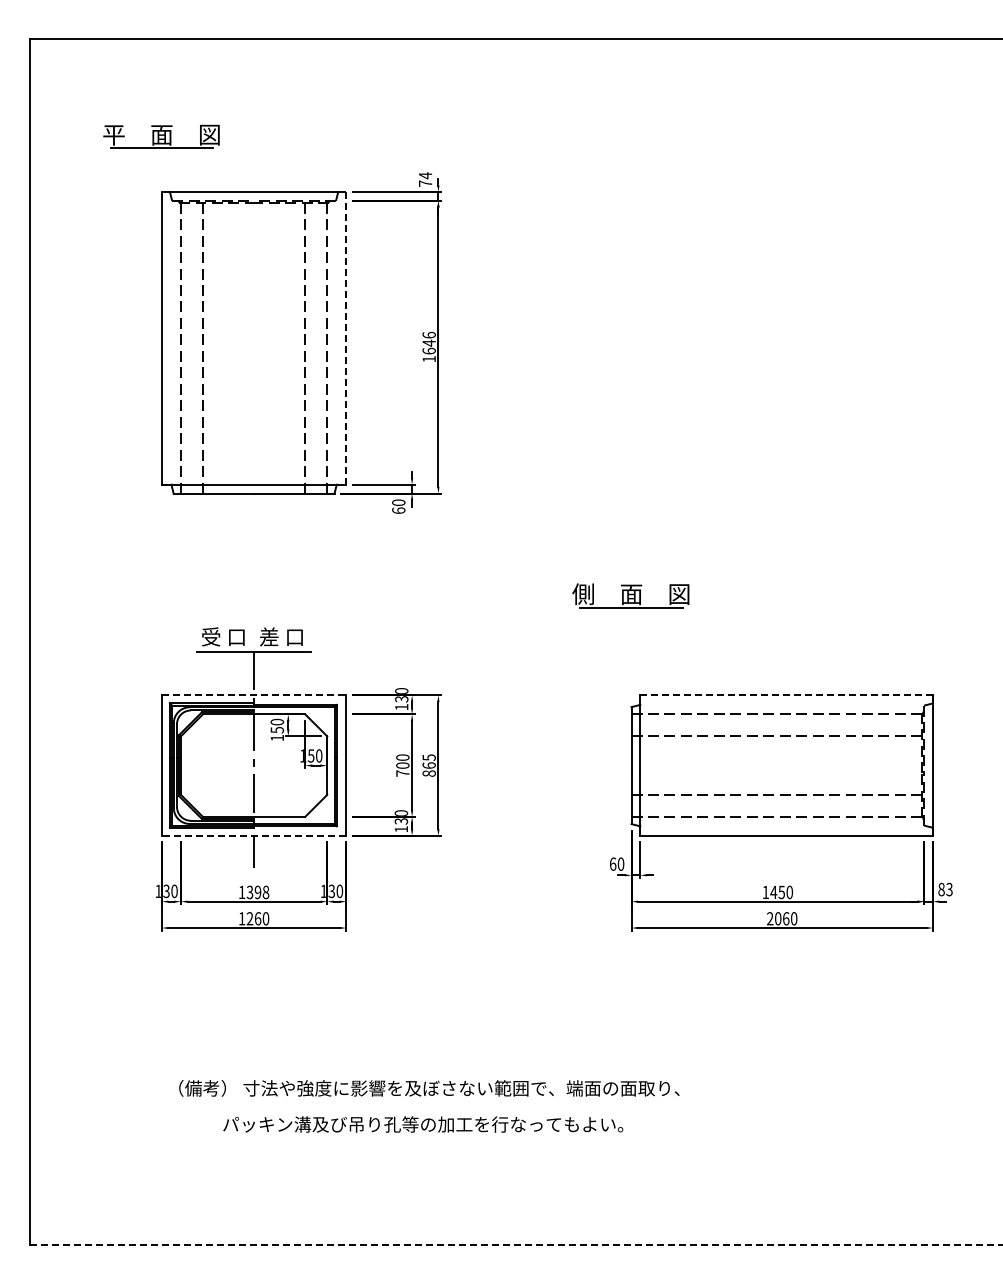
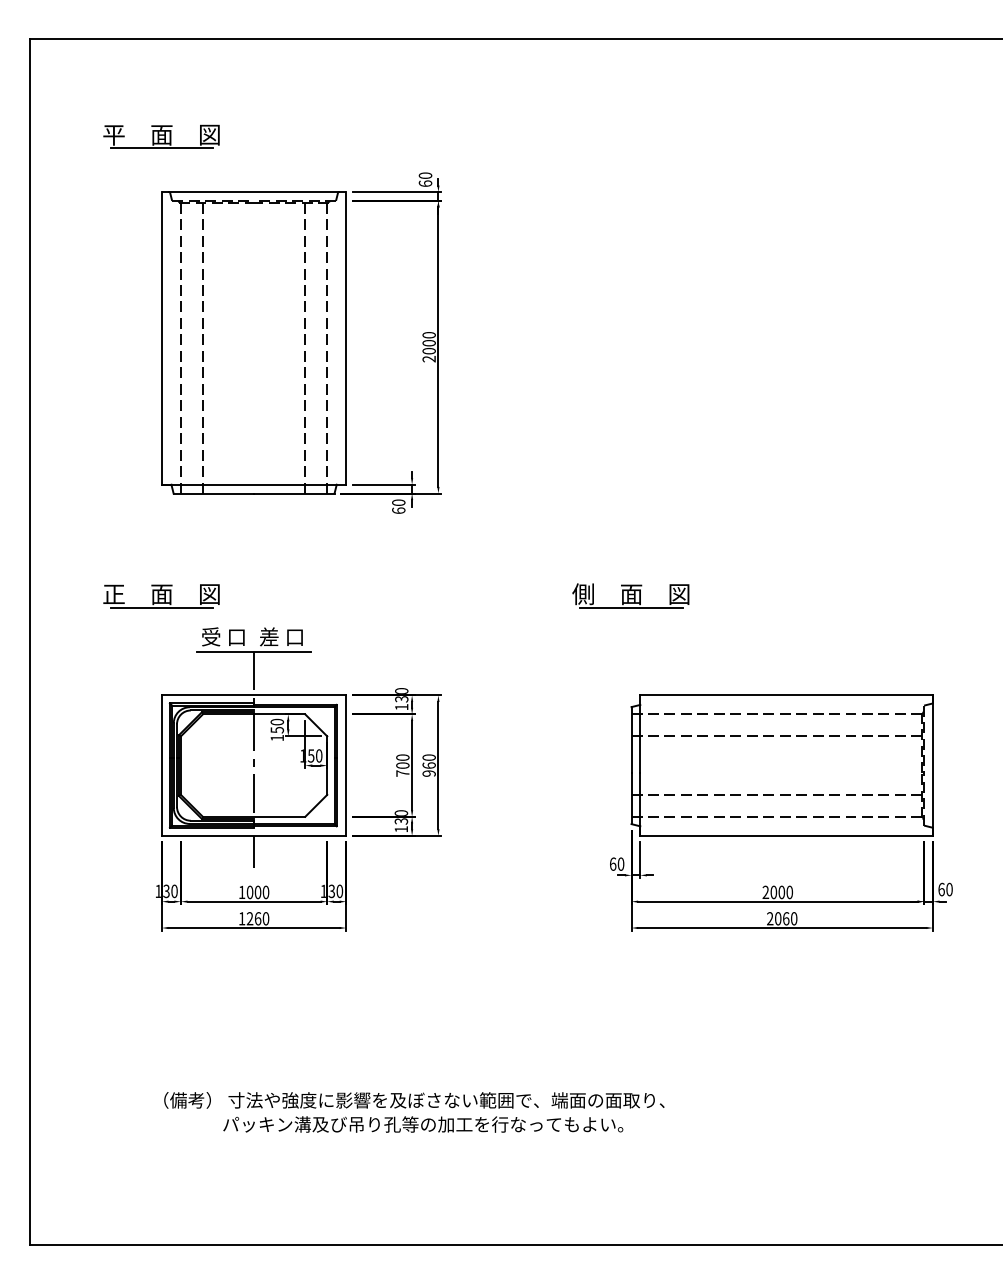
text: 74 -> 60 (425, 179)
line: dashed -> solid (346, 337)
text: 1646 -> 2000 (428, 346)
part: none -> present (161, 596)
line: dashed -> solid (254, 695)
line: dashed -> solid (787, 695)
text: 865 -> 960 (428, 765)
line: dashed -> solid (253, 835)
text: 83 -> 60 (945, 889)
text: 1398 -> 1000 (257, 892)
text: 1450 -> 2000 (773, 892)
text position: (429, 1088) -> (414, 1100) (414, 1100)
line: dashed -> solid (517, 1245)
